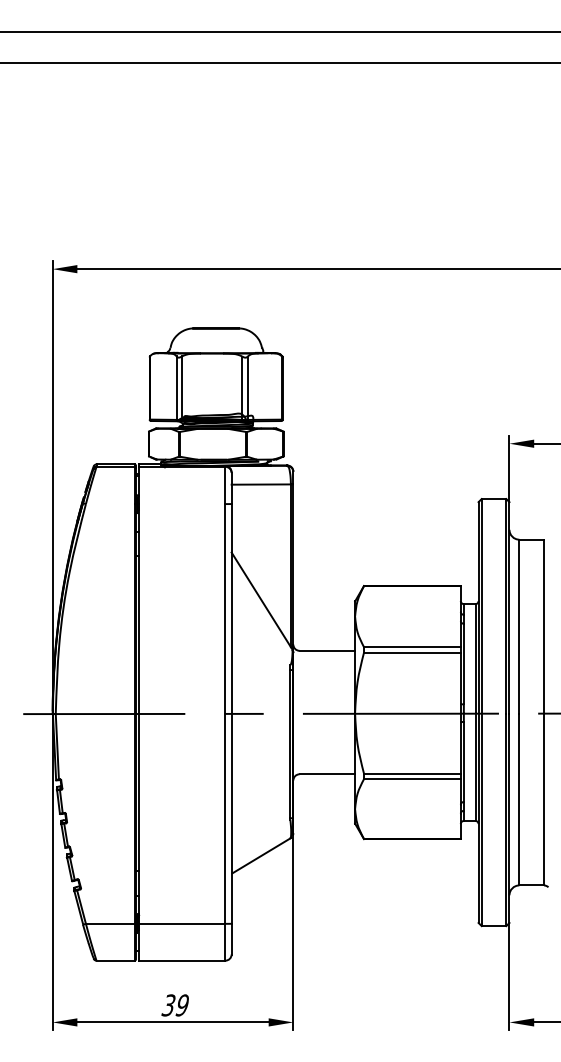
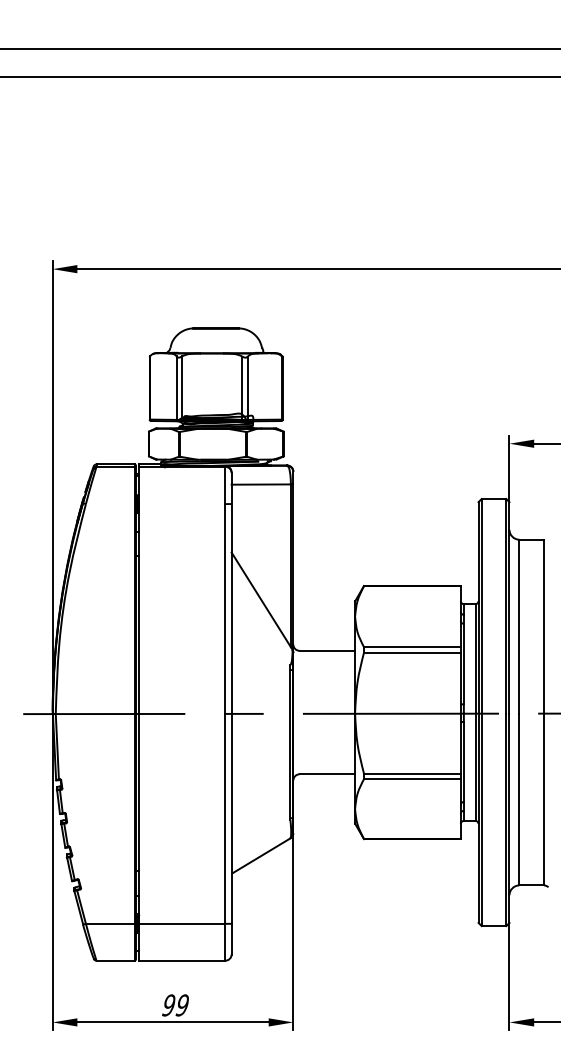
line position: (279, 31) -> (279, 48) (279, 48)
line position: (279, 62) -> (279, 76) (279, 76)
text: 39 -> 99 (168, 1005)
